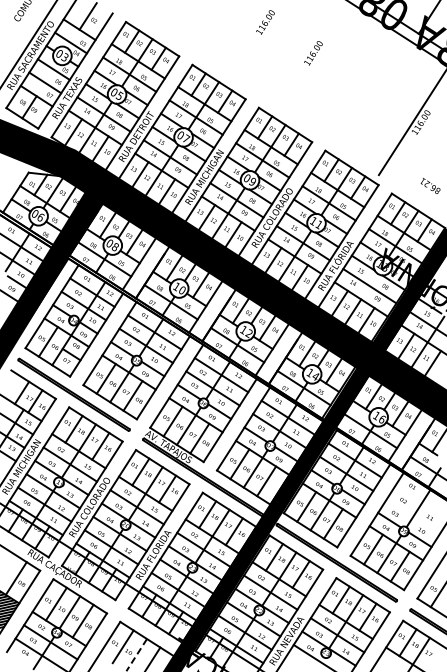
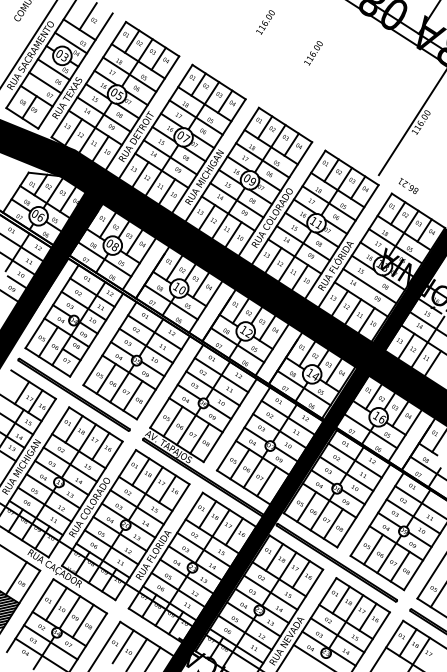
text position: (430, 185) -> (408, 185) (408, 185)
line: none -> present (419, 501)
line: none -> present (413, 516)
line: dashed -> solid (136, 655)
